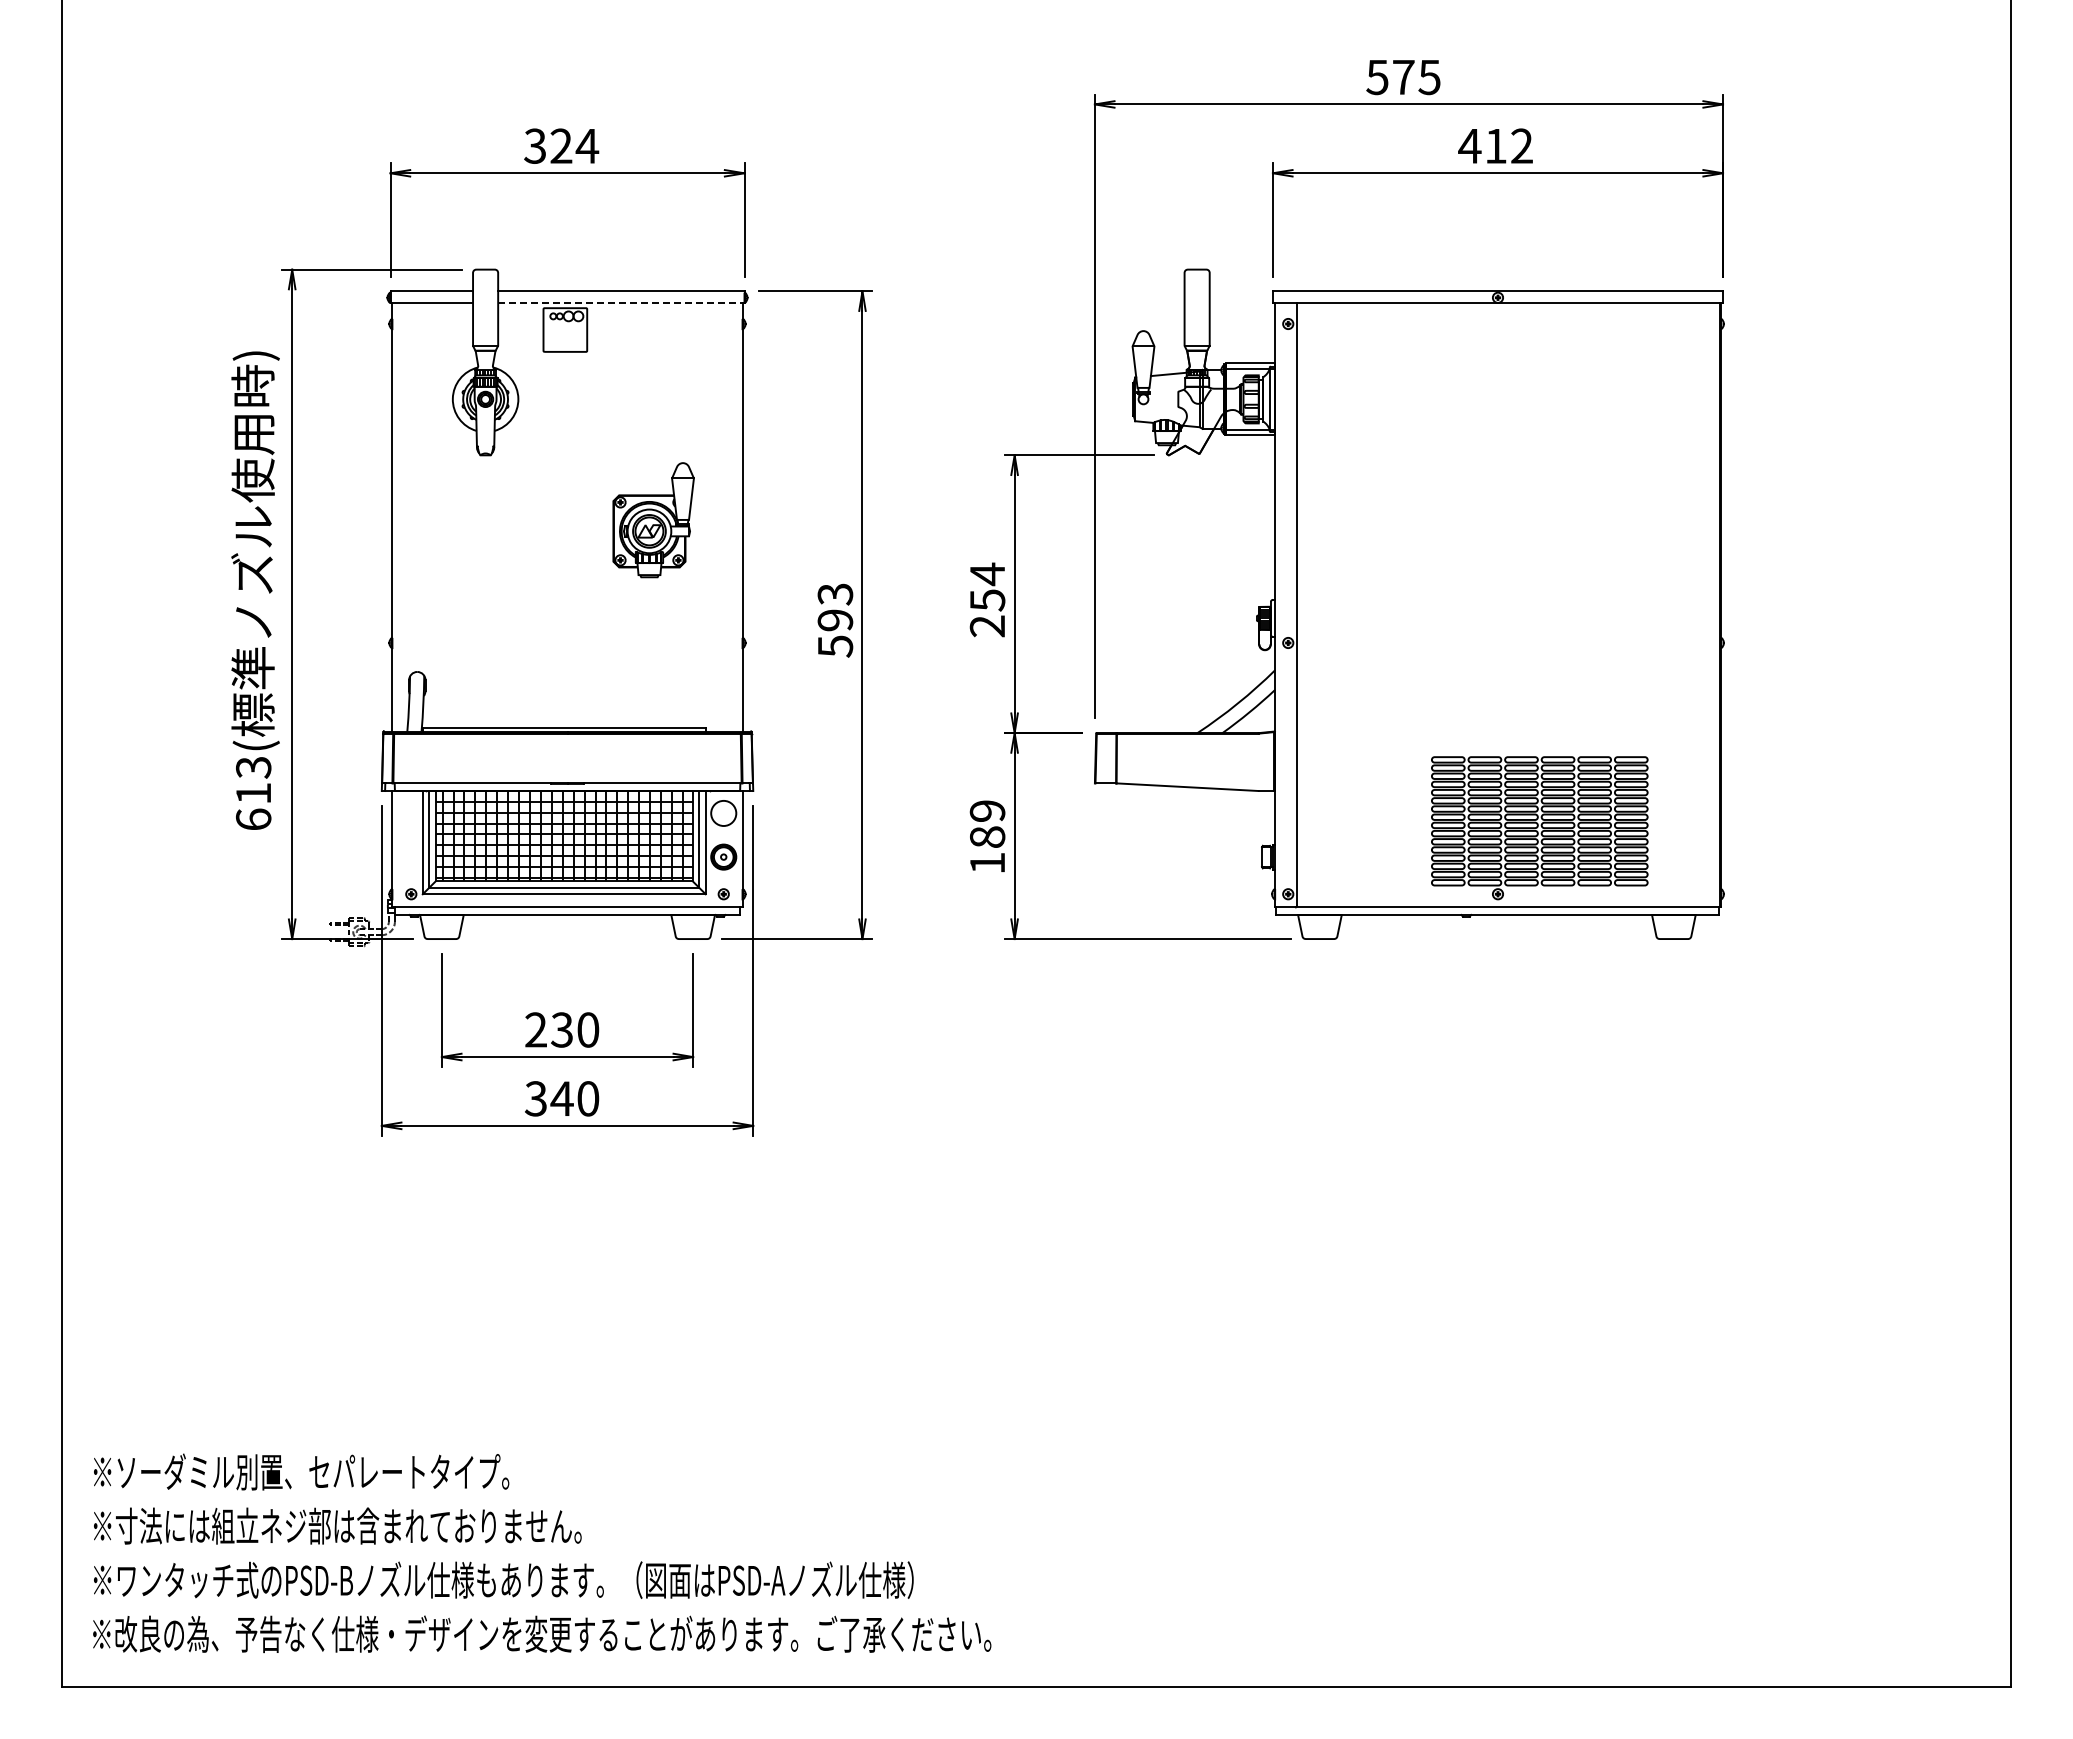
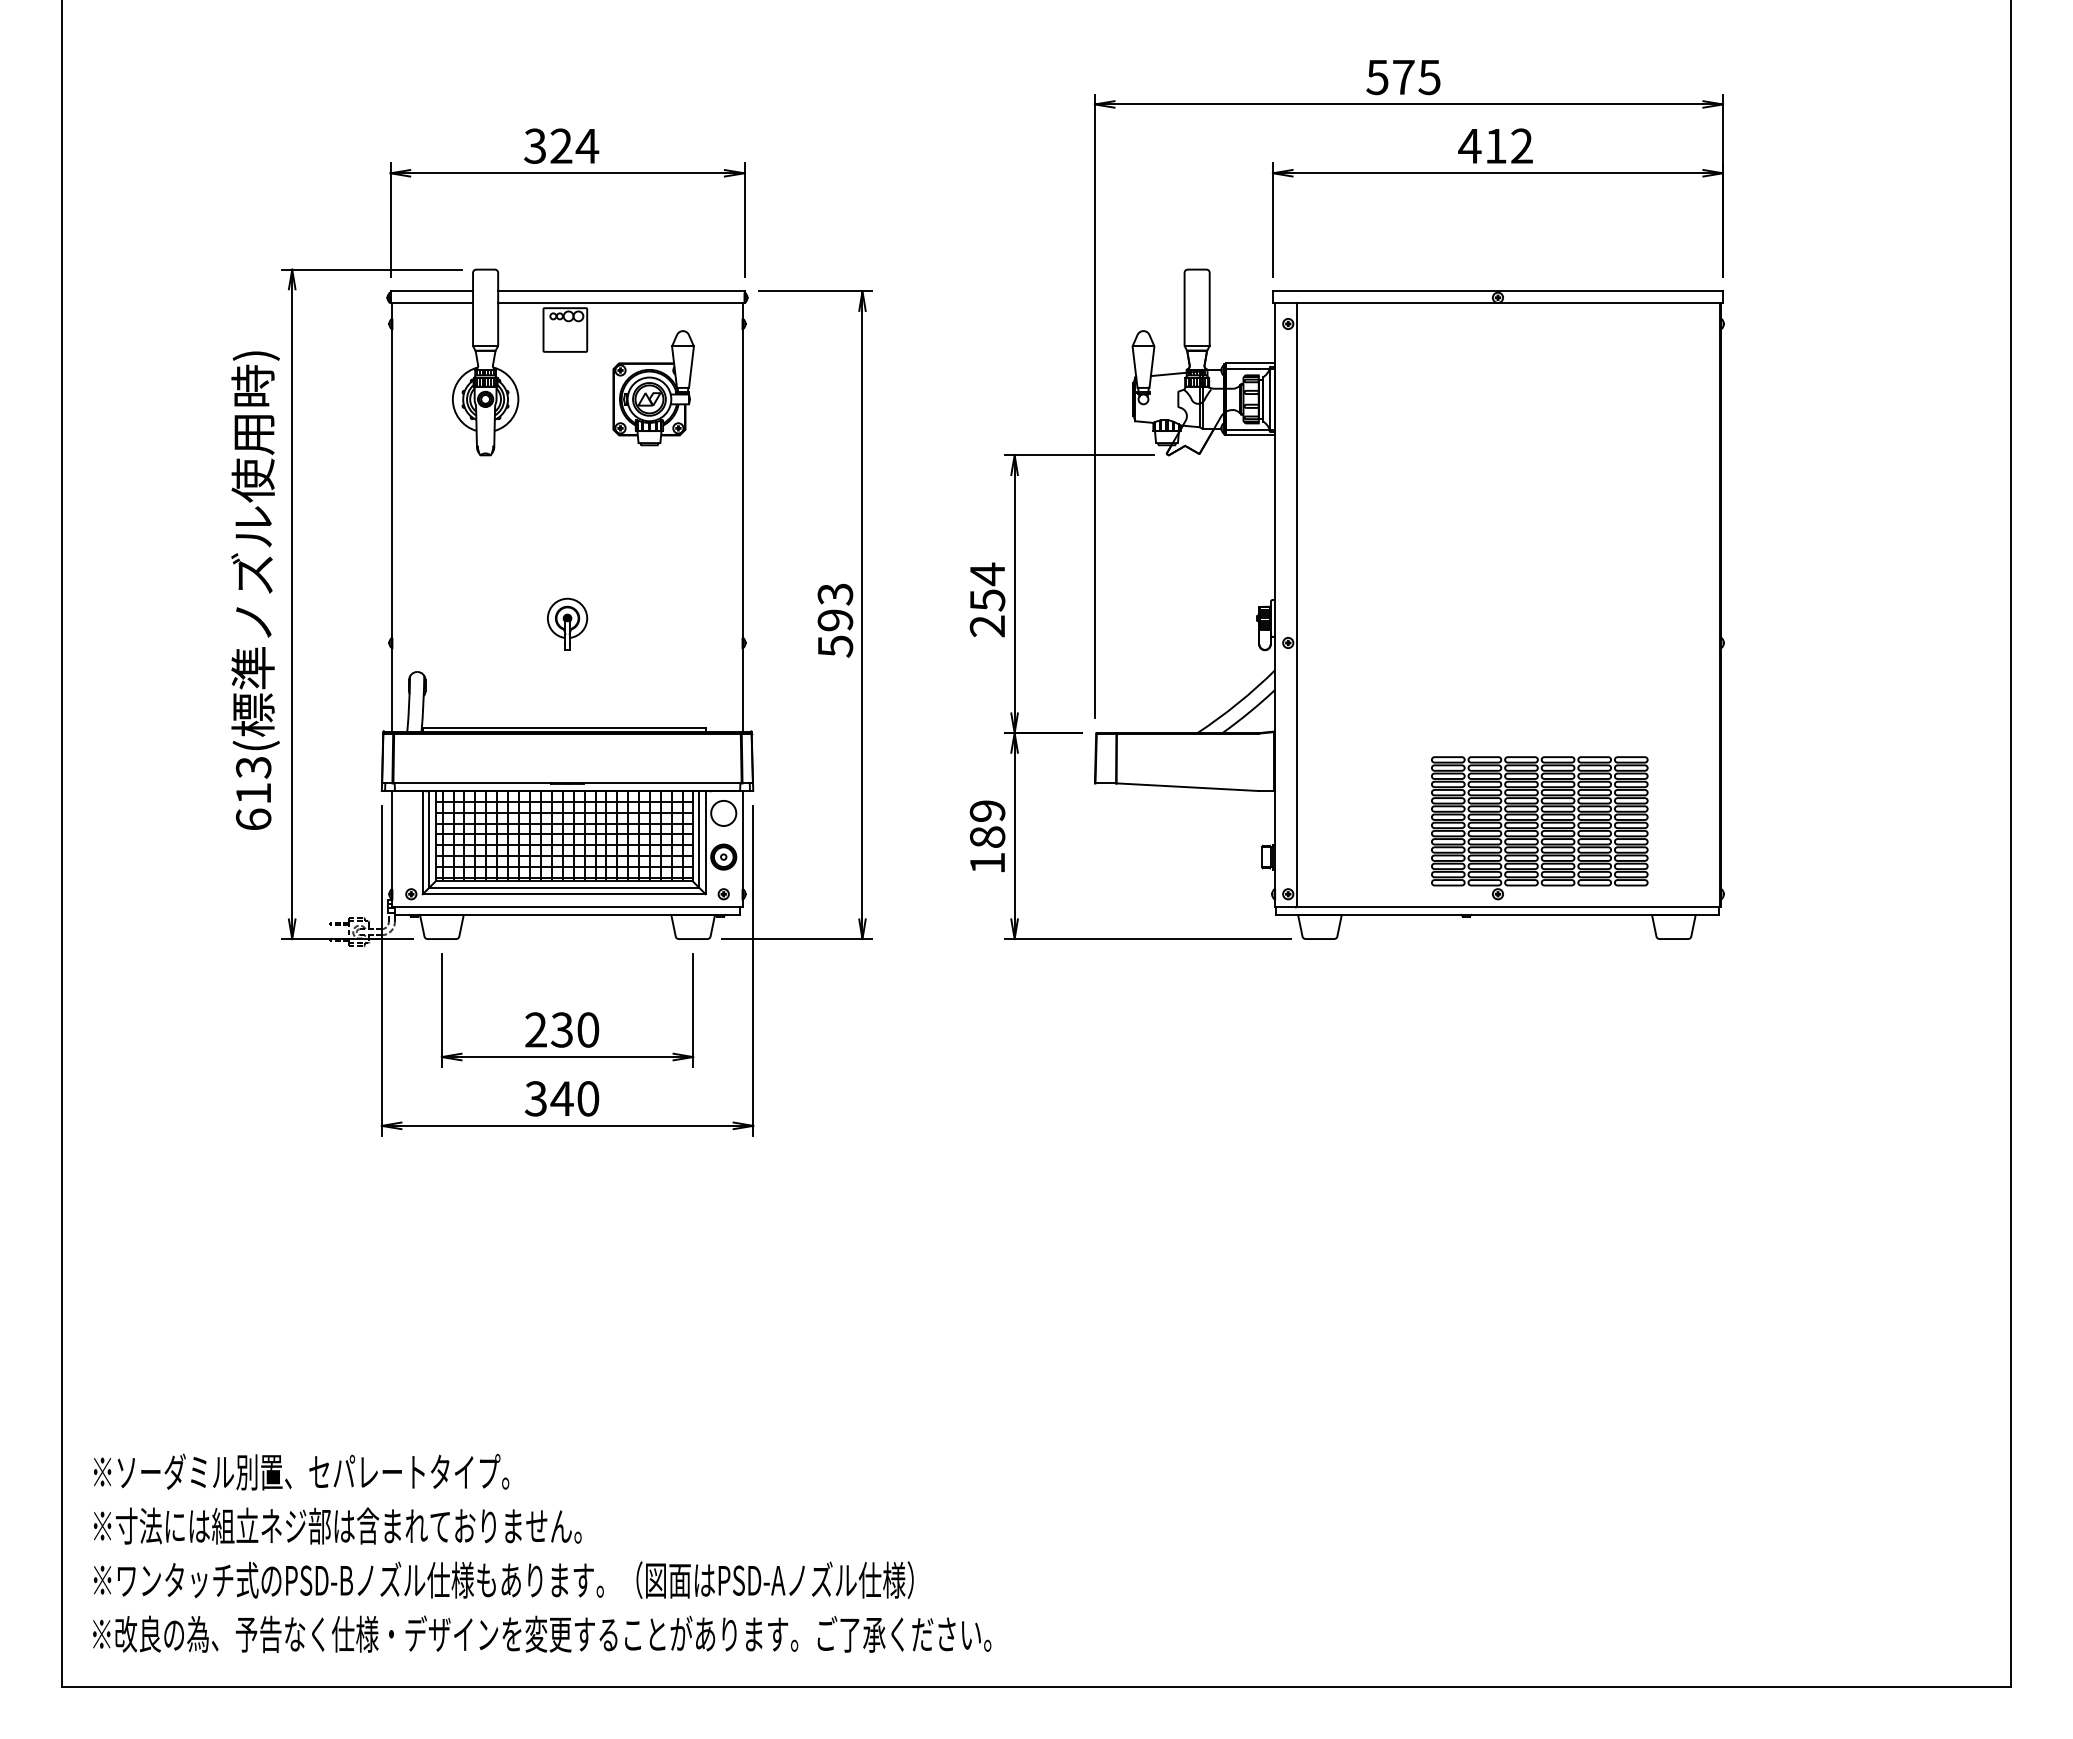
line: dashed -> solid (621, 303)
hatch: none -> present (1196, 382)
part position: (653, 520) -> (653, 388) (653, 388)
part: none -> present (567, 623)
